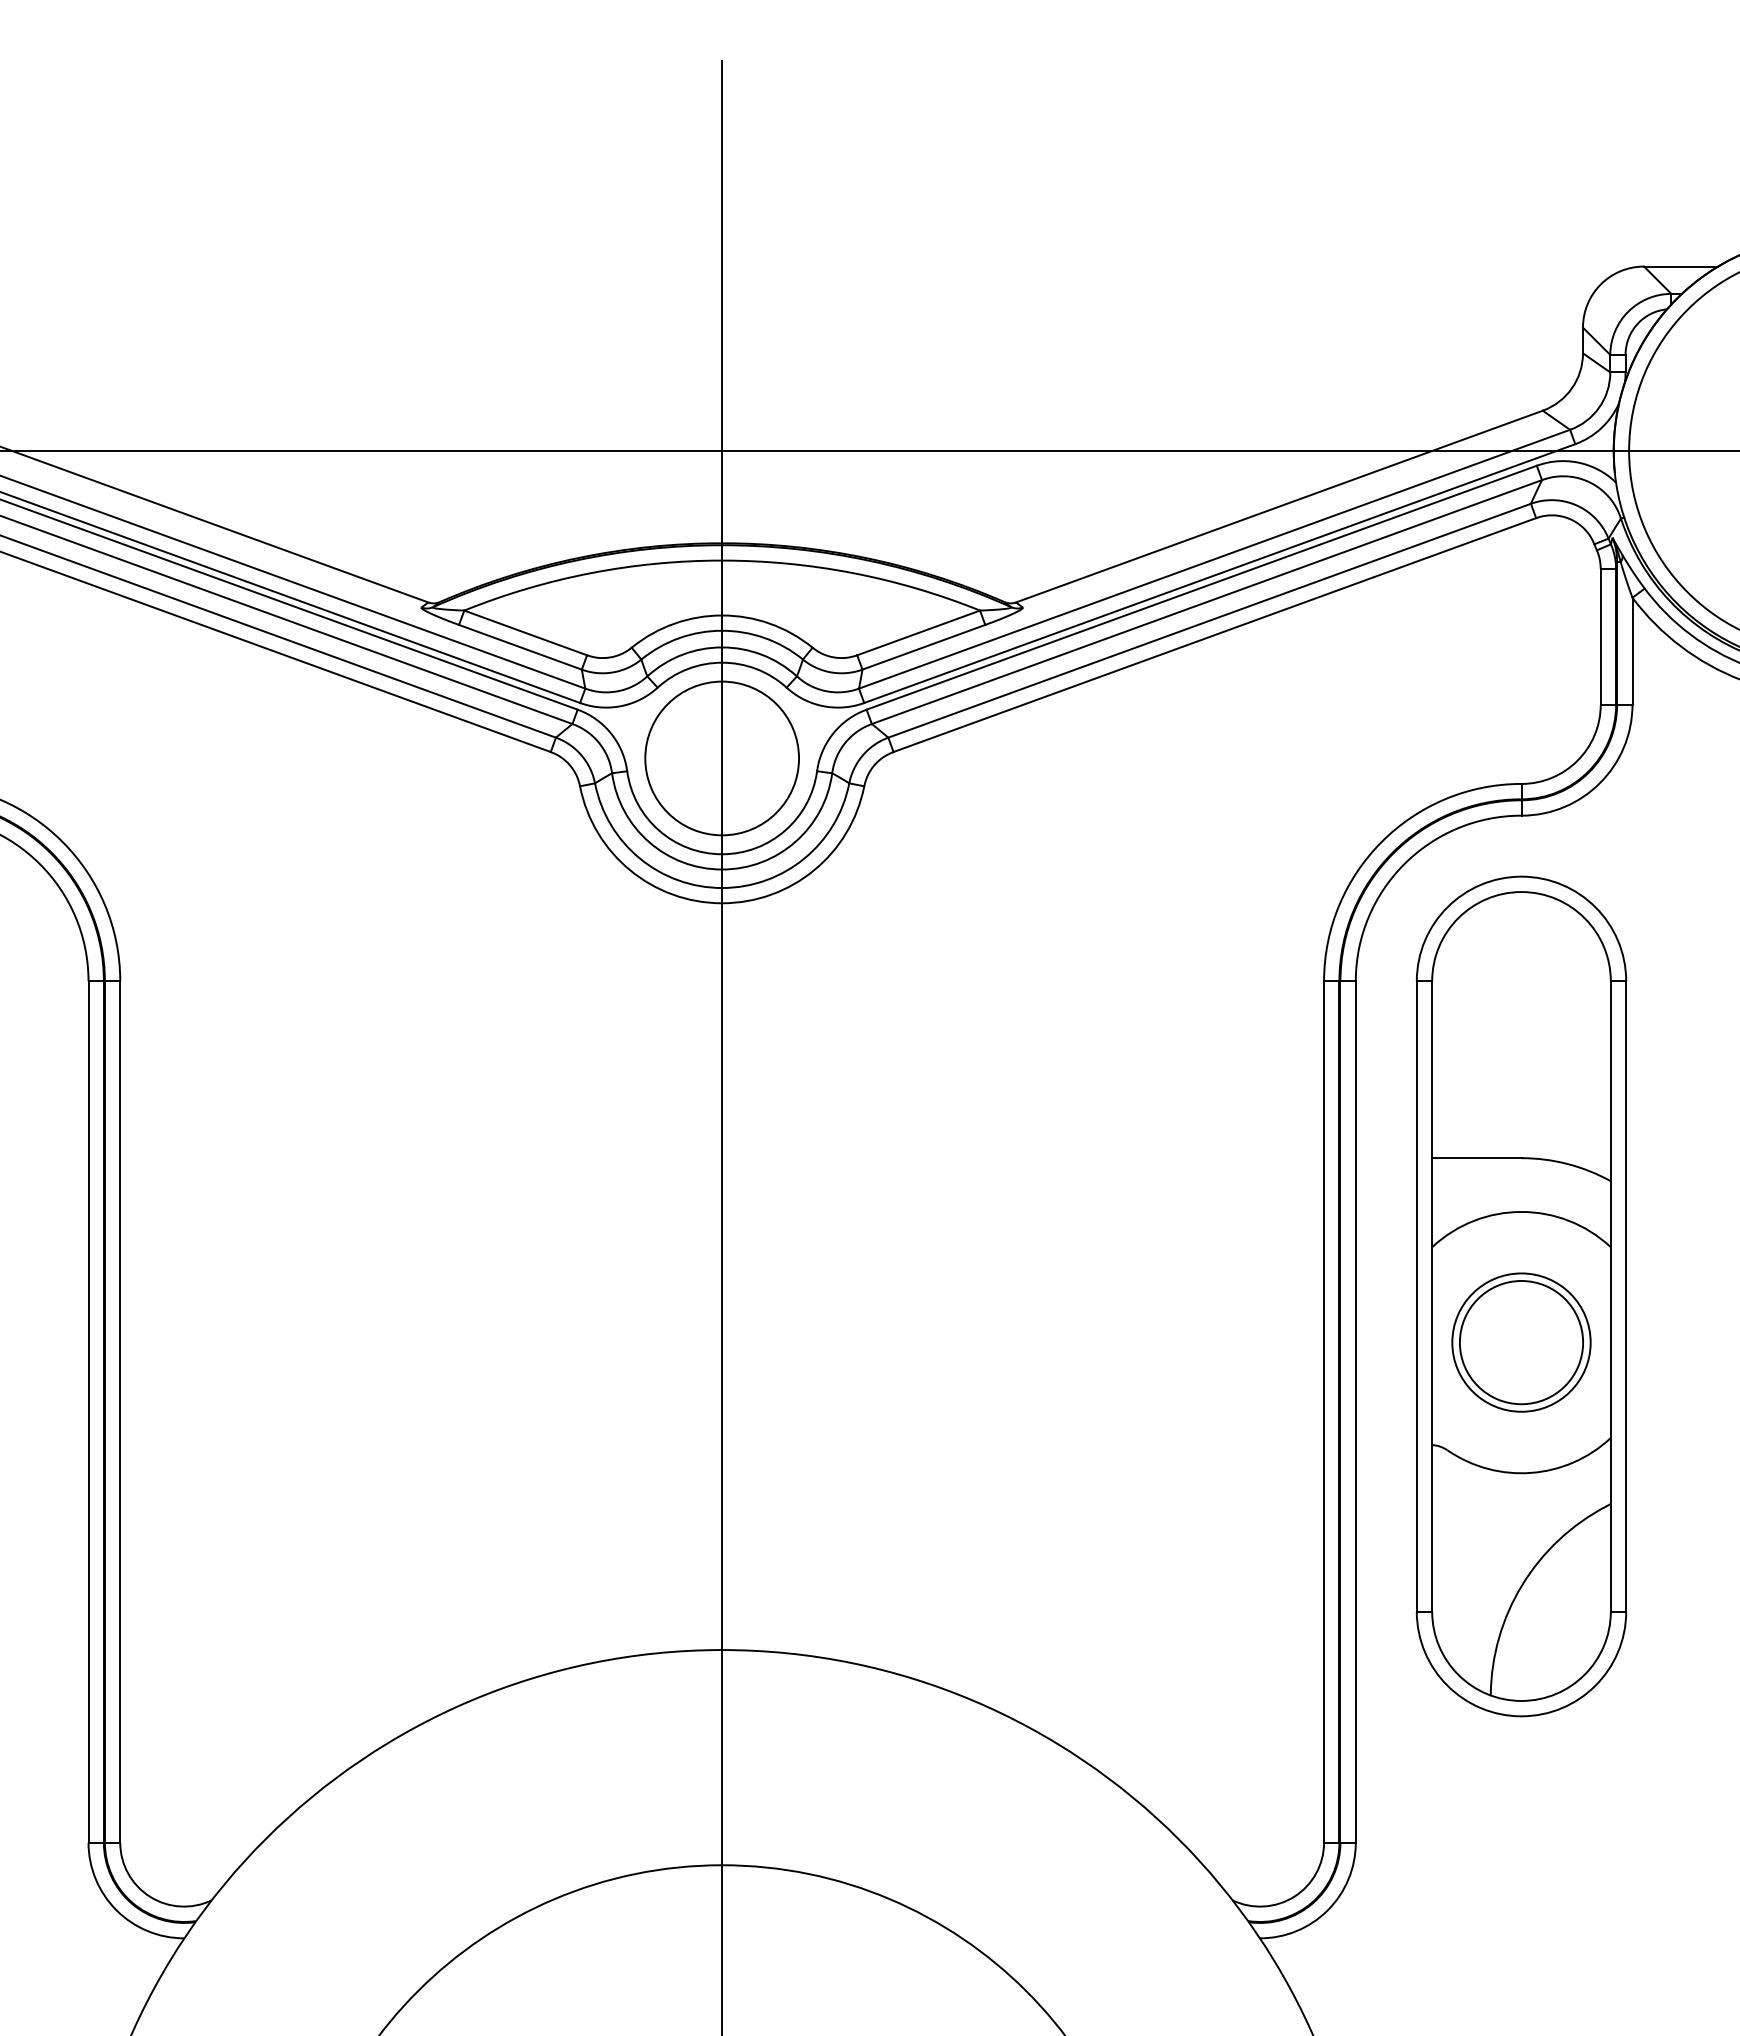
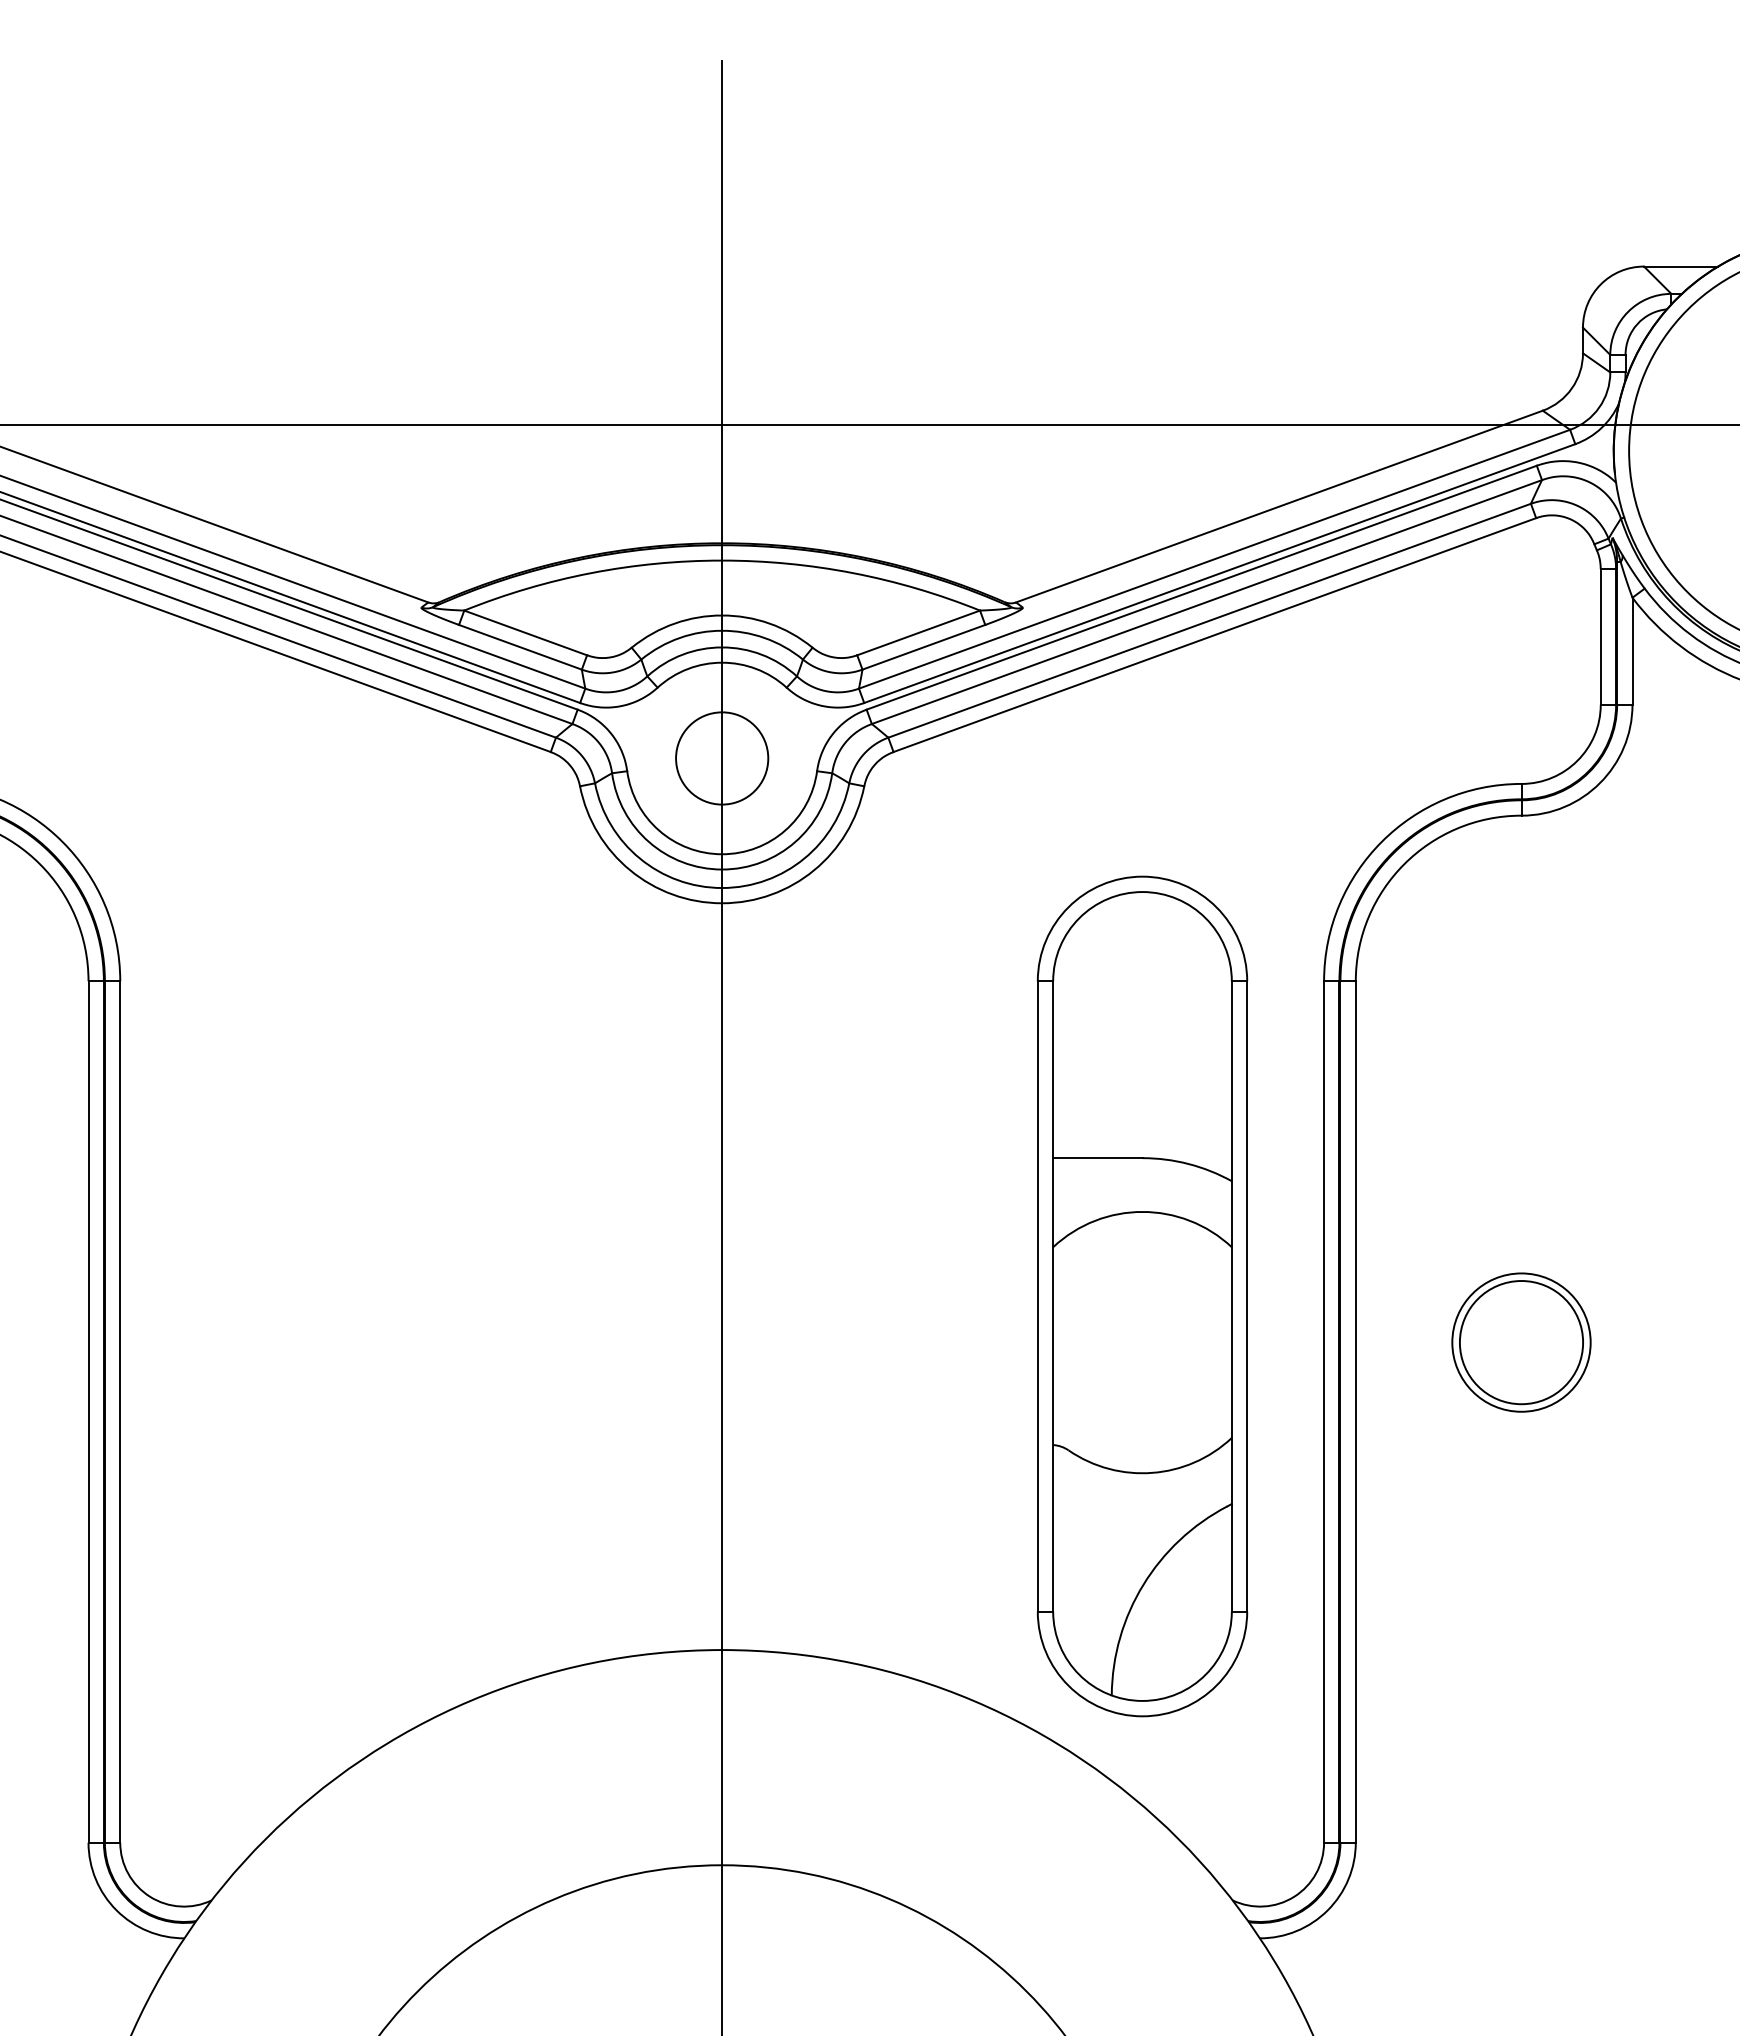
line position: (869, 451) -> (869, 425) (869, 425)
circle diameter: 154 px -> 92 px (722, 758)
part position: (1521, 1296) -> (1142, 1296) (1142, 1296)
